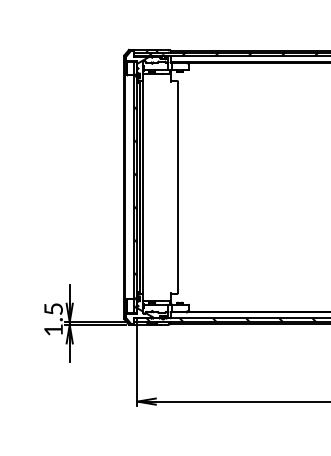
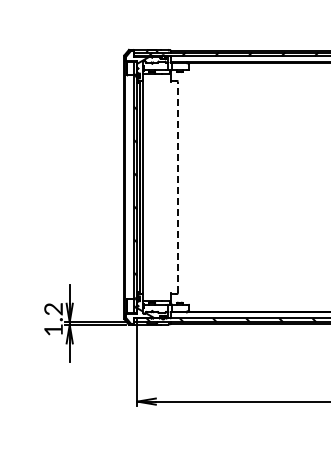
line: solid -> dashed (178, 187)
text: 1.5 -> 1.2 (53, 309)
